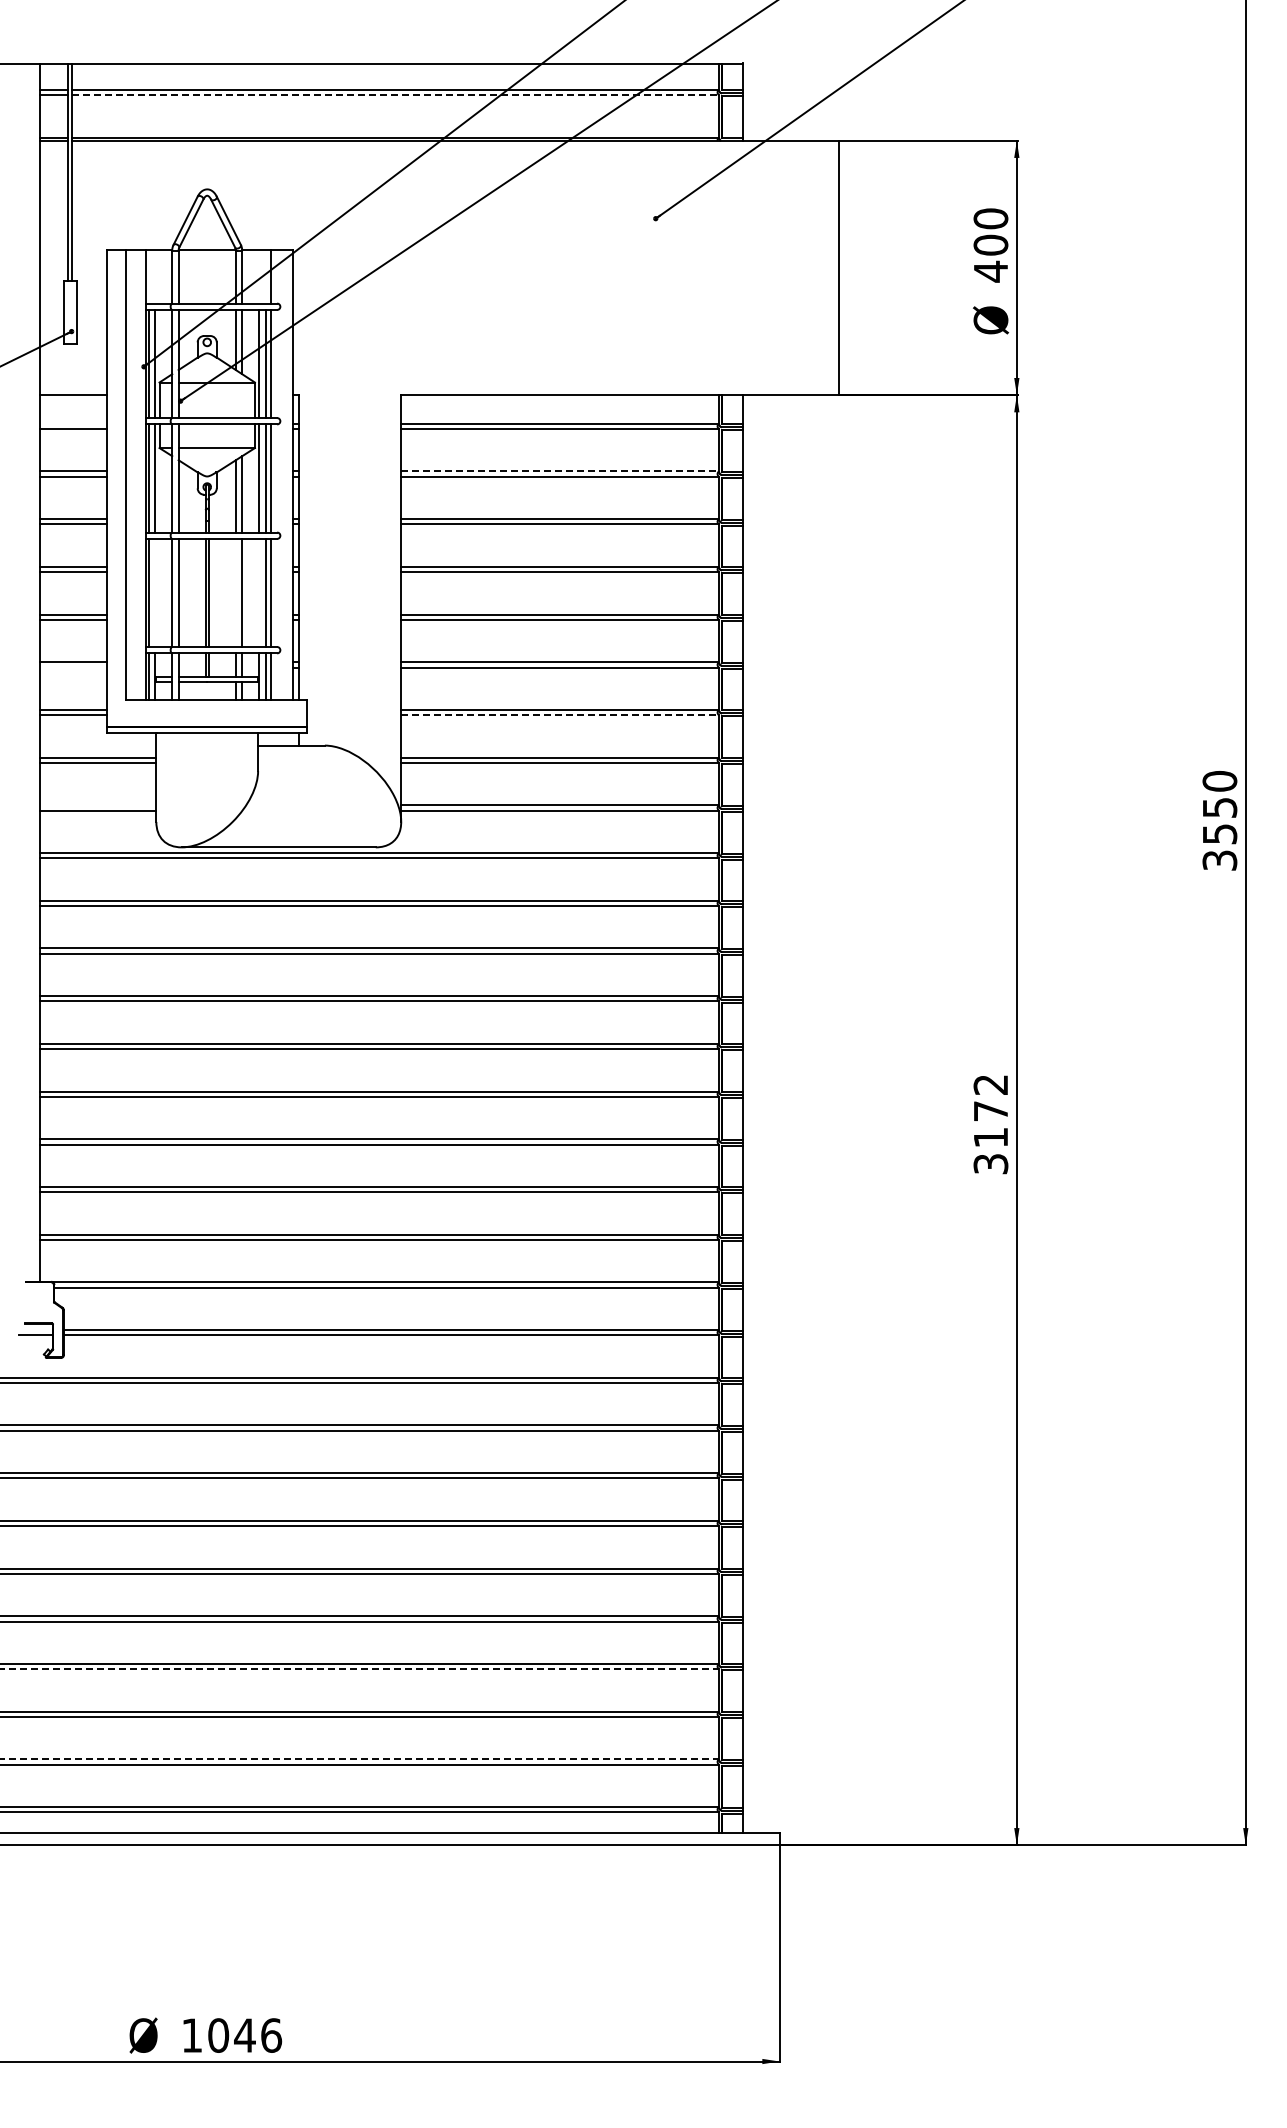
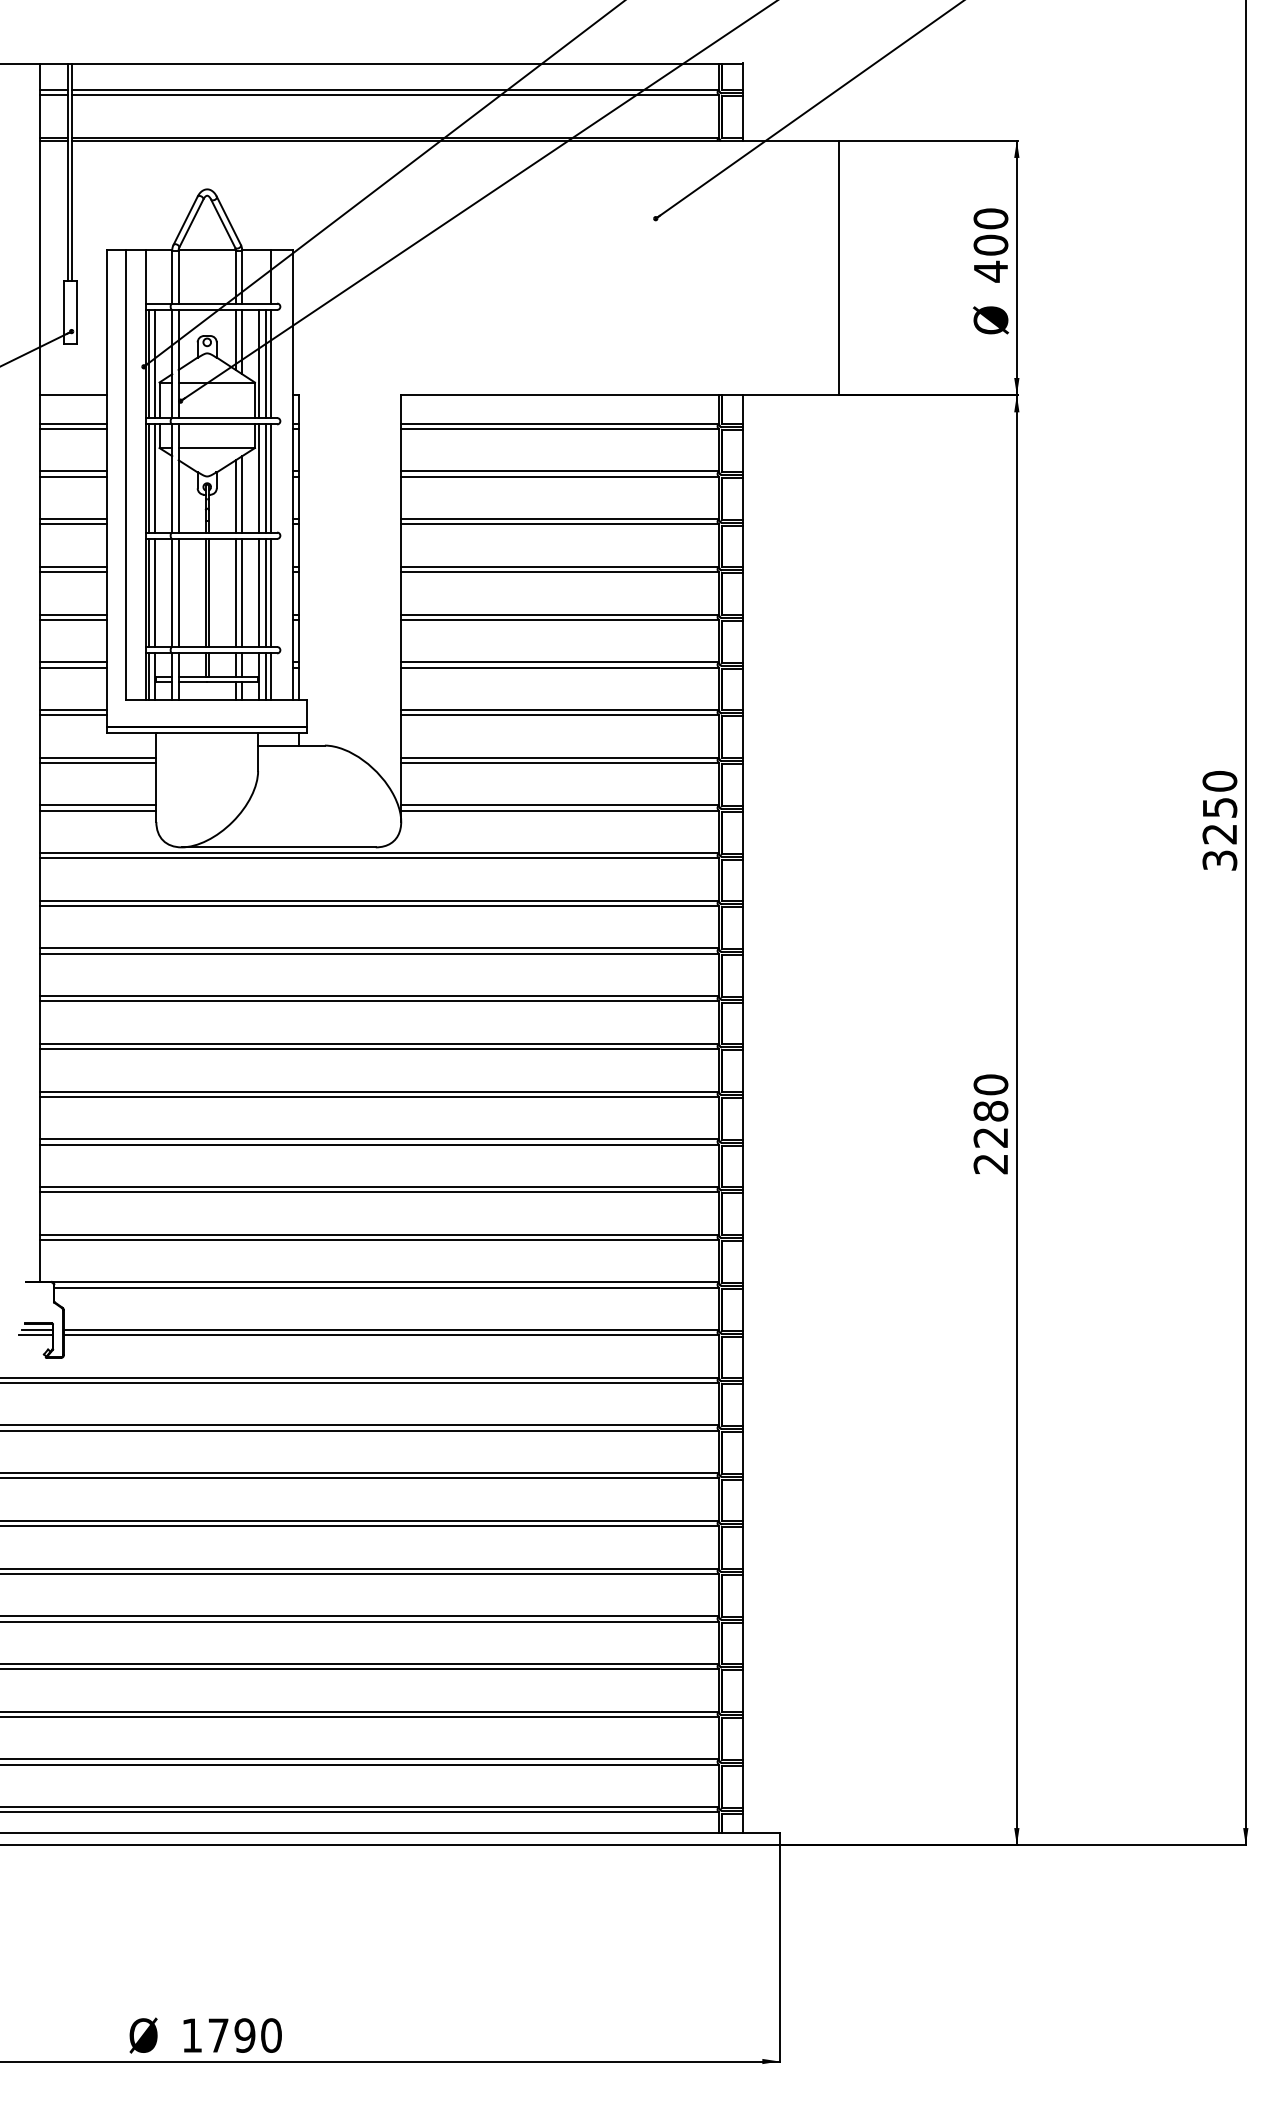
line: dashed -> solid (396, 95)
line: none -> present (73, 423)
line: dashed -> solid (560, 471)
line: none -> present (155, 592)
line: none -> present (235, 592)
line: none -> present (259, 592)
line: none -> present (73, 667)
line: dashed -> solid (560, 715)
line: none -> present (98, 805)
text: 3550 -> 3250 (1219, 834)
text: 3172 -> 2280 (990, 1124)
line: none -> present (37, 1330)
line: dashed -> solid (360, 1669)
line: dashed -> solid (360, 1759)
text: 1046 -> 1790 (245, 2035)
